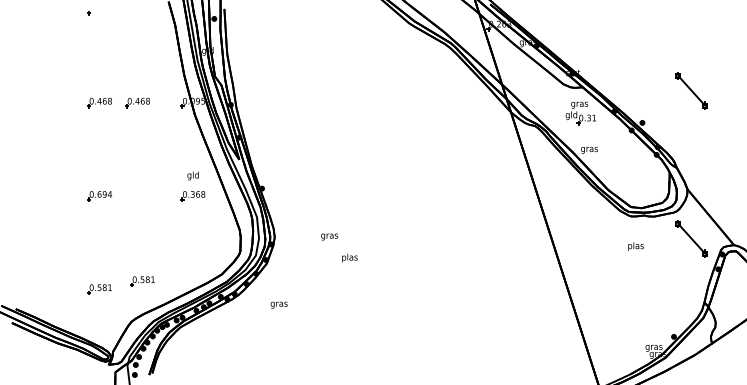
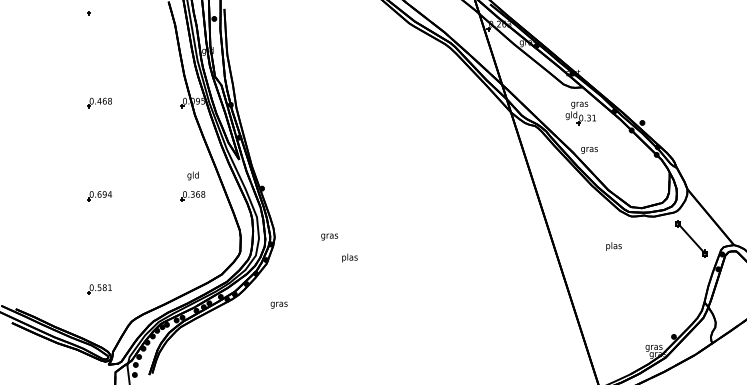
part: present -> none (691, 90)
part: present -> none (137, 102)
text position: (635, 246) -> (613, 246) (613, 246)
part: present -> none (142, 281)
